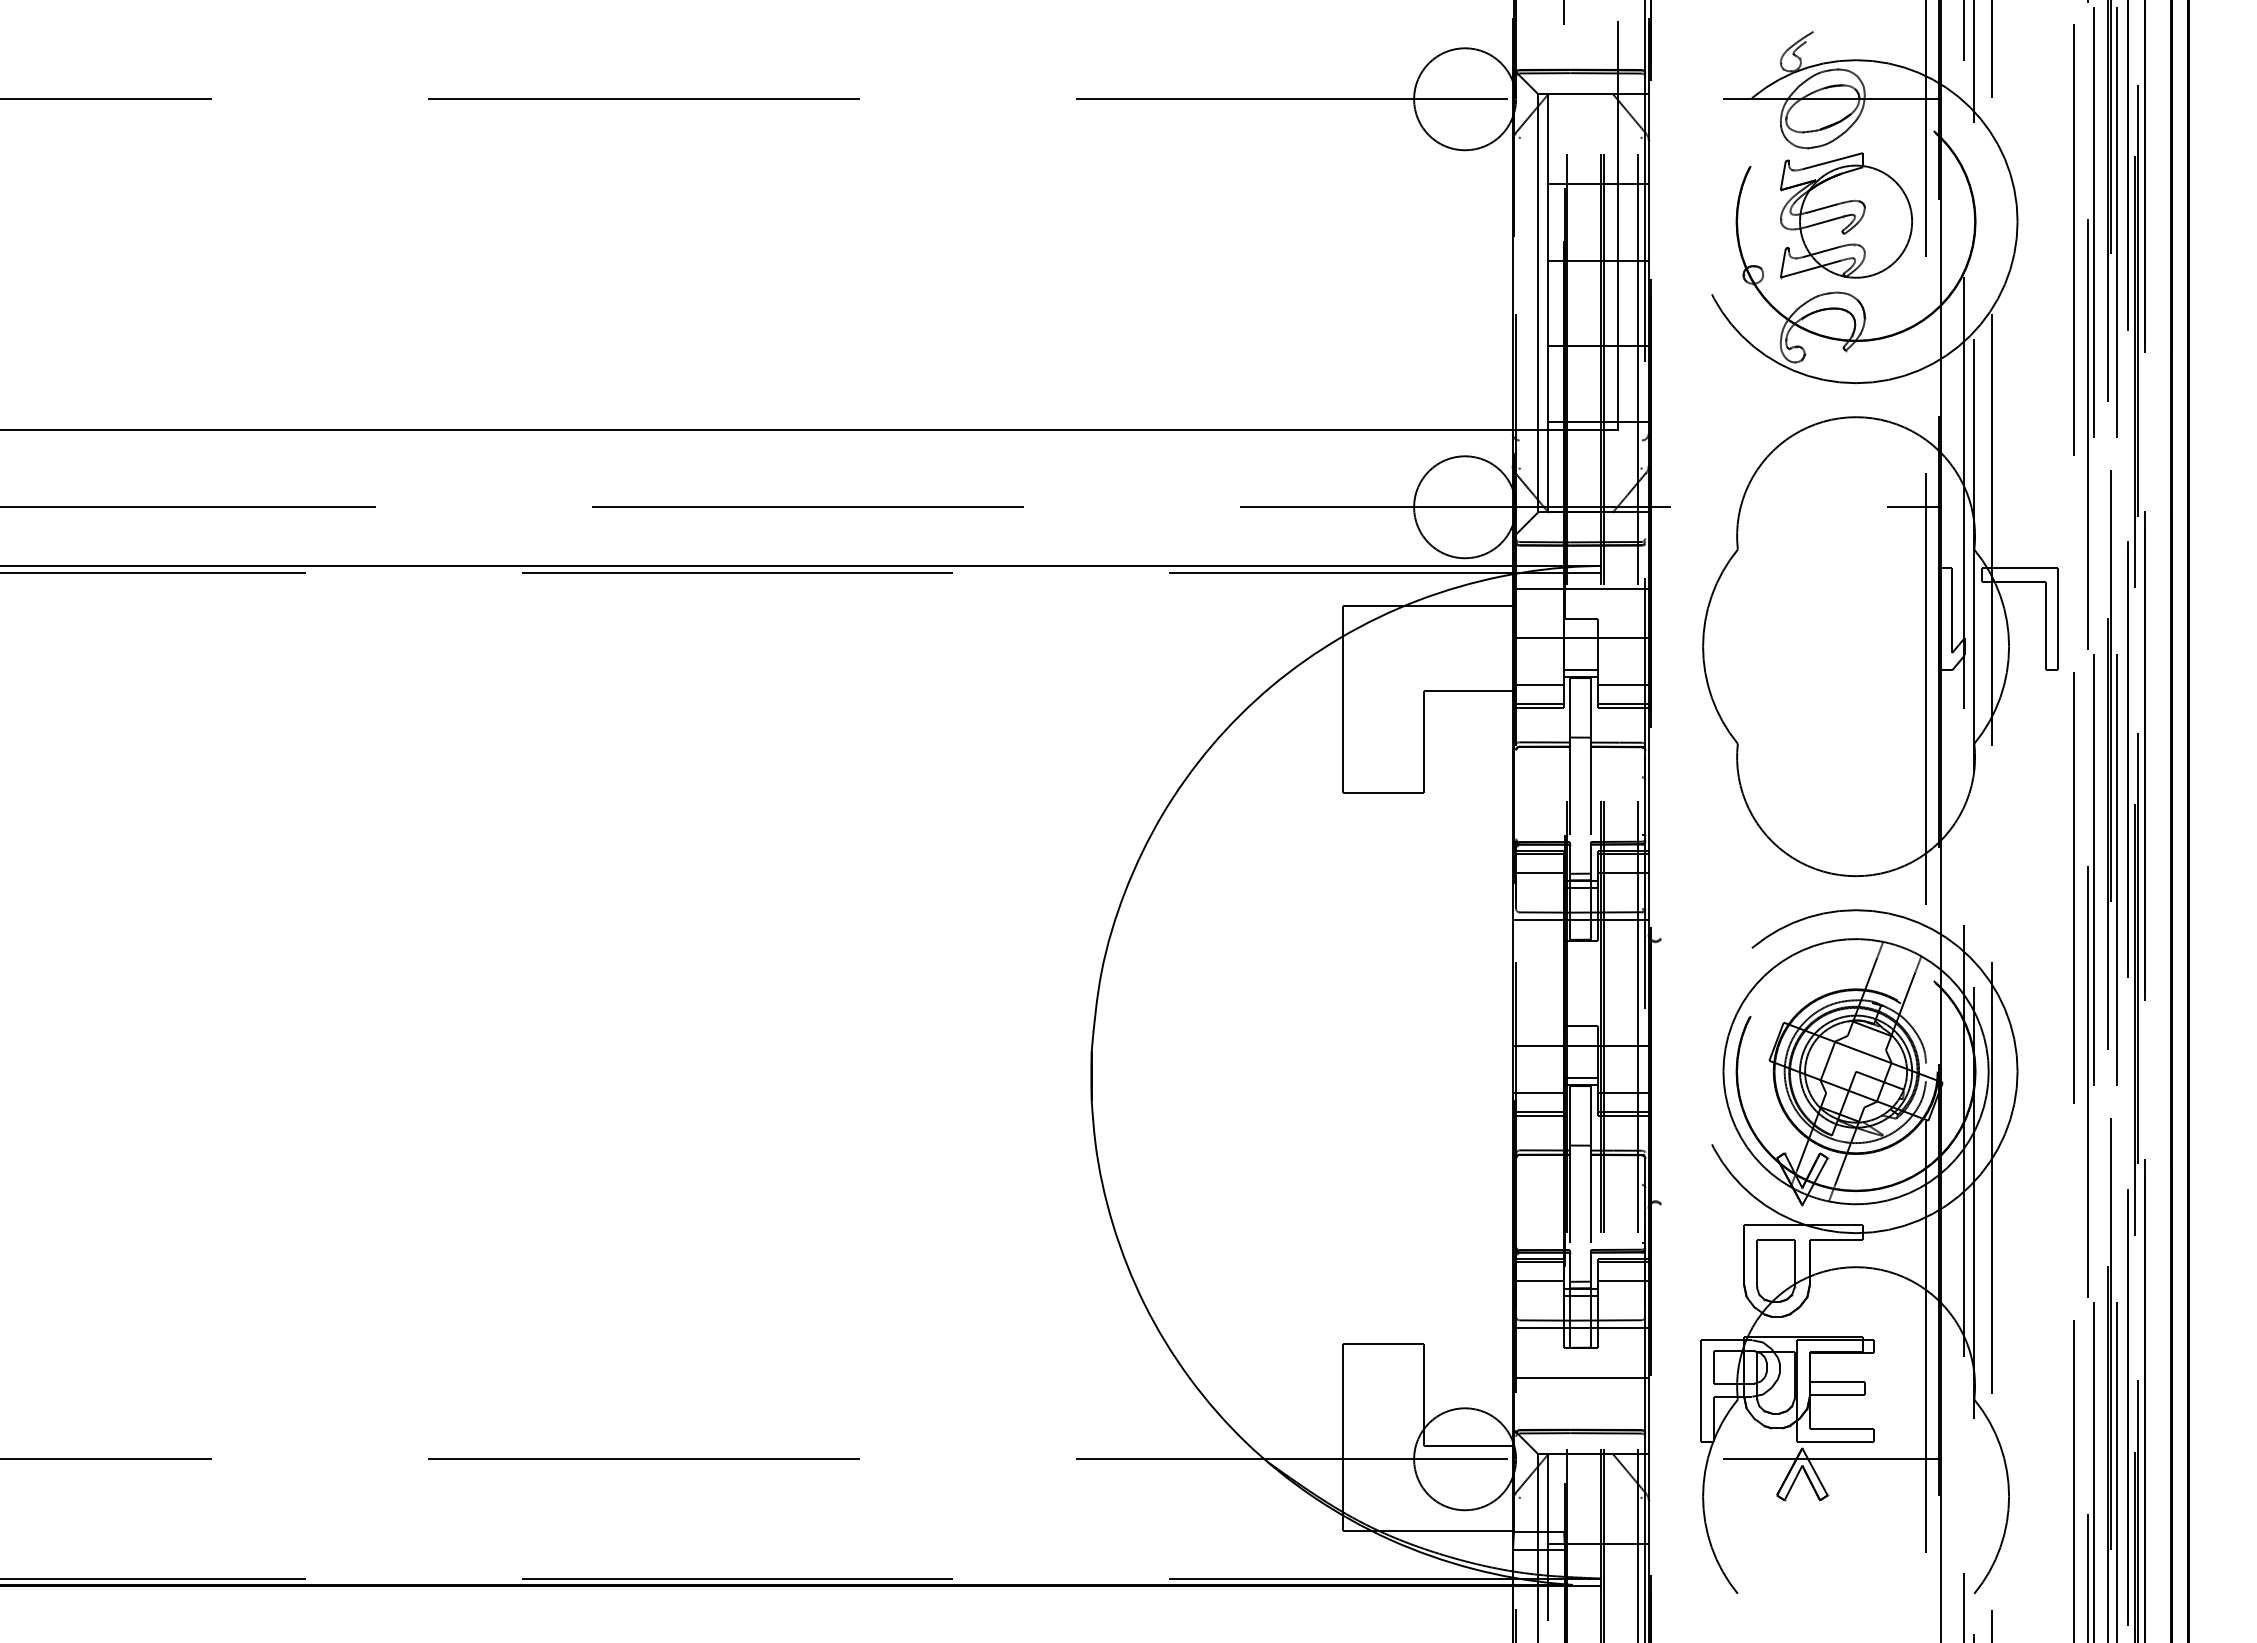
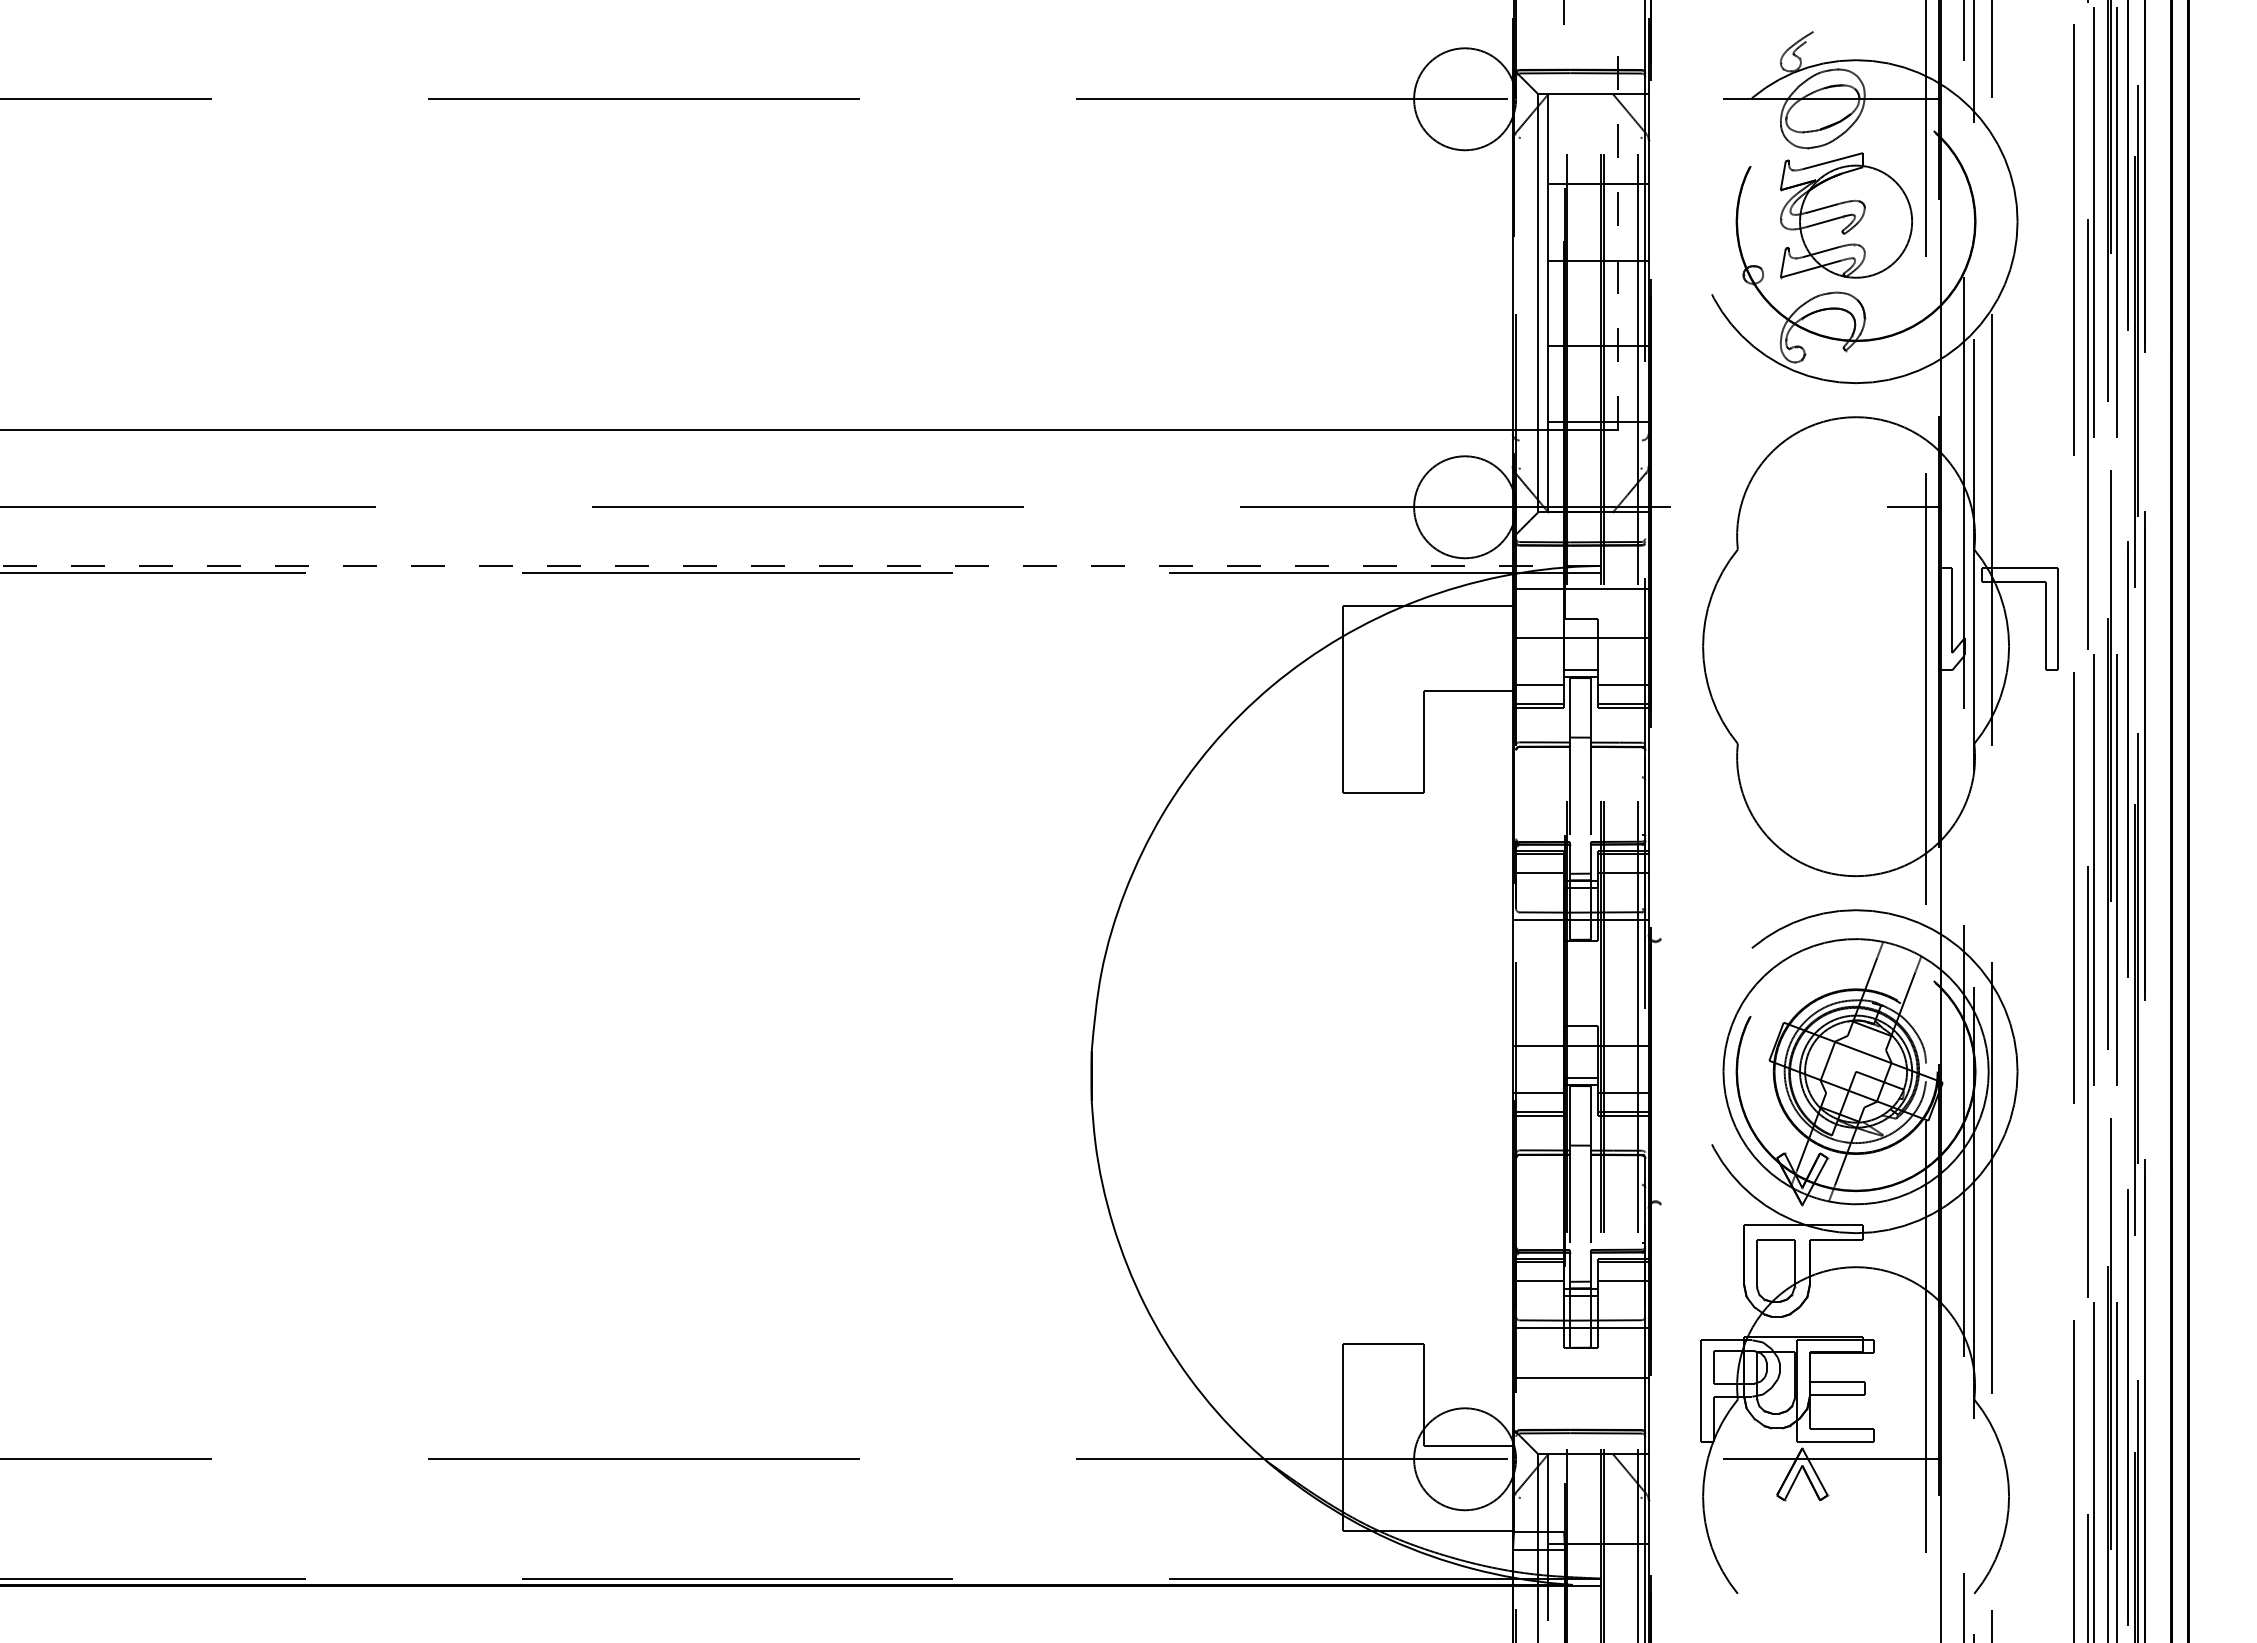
line: solid -> dashed (1618, 225)
line: solid -> dashed (800, 565)
